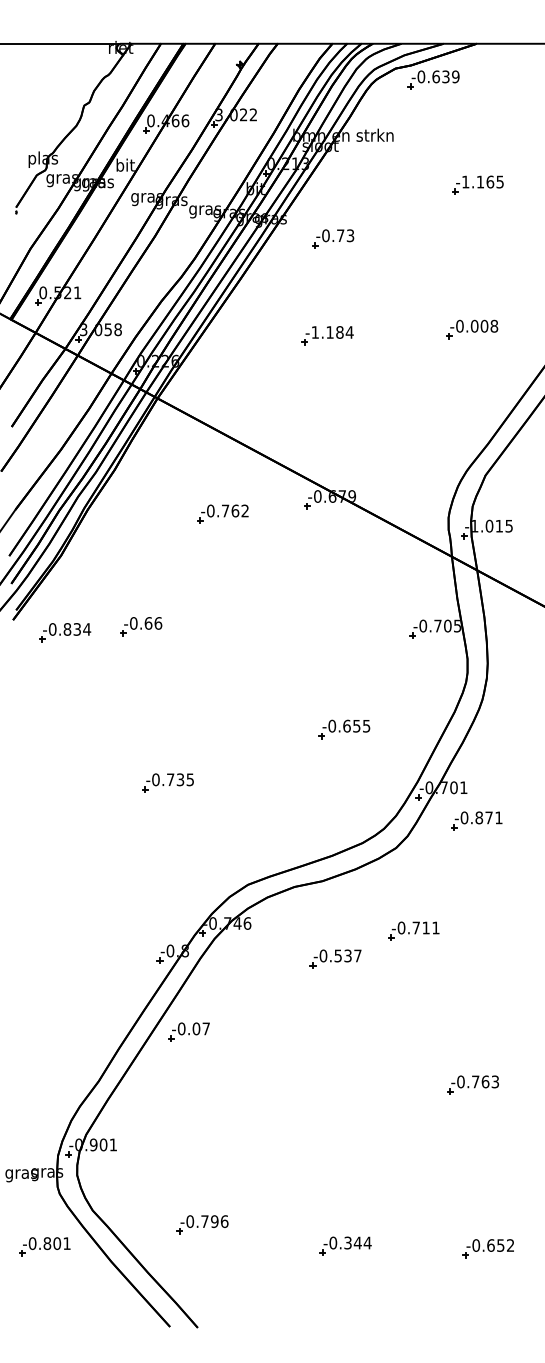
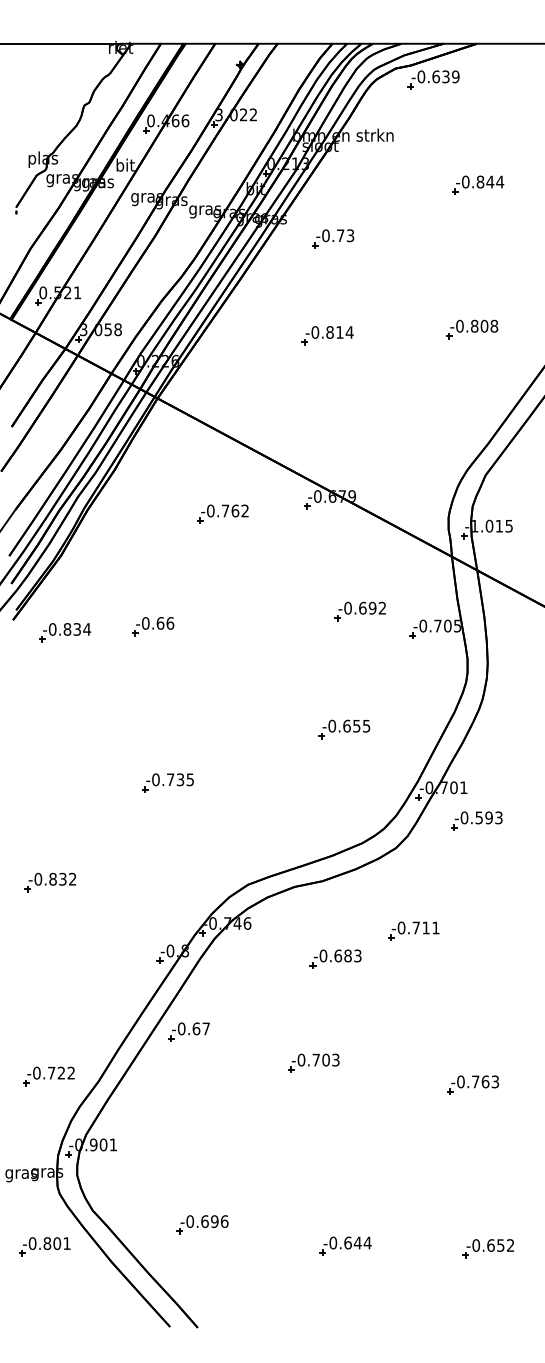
text: -1.165 -> -0.844 (483, 181)
text: -0.008 -> -0.808 (474, 326)
text: -1.184 -> -0.814 (327, 332)
part: none -> present (359, 611)
part position: (141, 626) -> (153, 626) (153, 626)
text: -0.871 -> -0.593 (488, 817)
part: none -> present (50, 882)
text: -0.537 -> -0.683 (347, 955)
text: -0.07 -> -0.67 (196, 1028)
part: none -> present (313, 1062)
part: none -> present (48, 1076)
text: -0.796 -> -0.696 (204, 1221)
text: -0.344 -> -0.644 (347, 1242)
